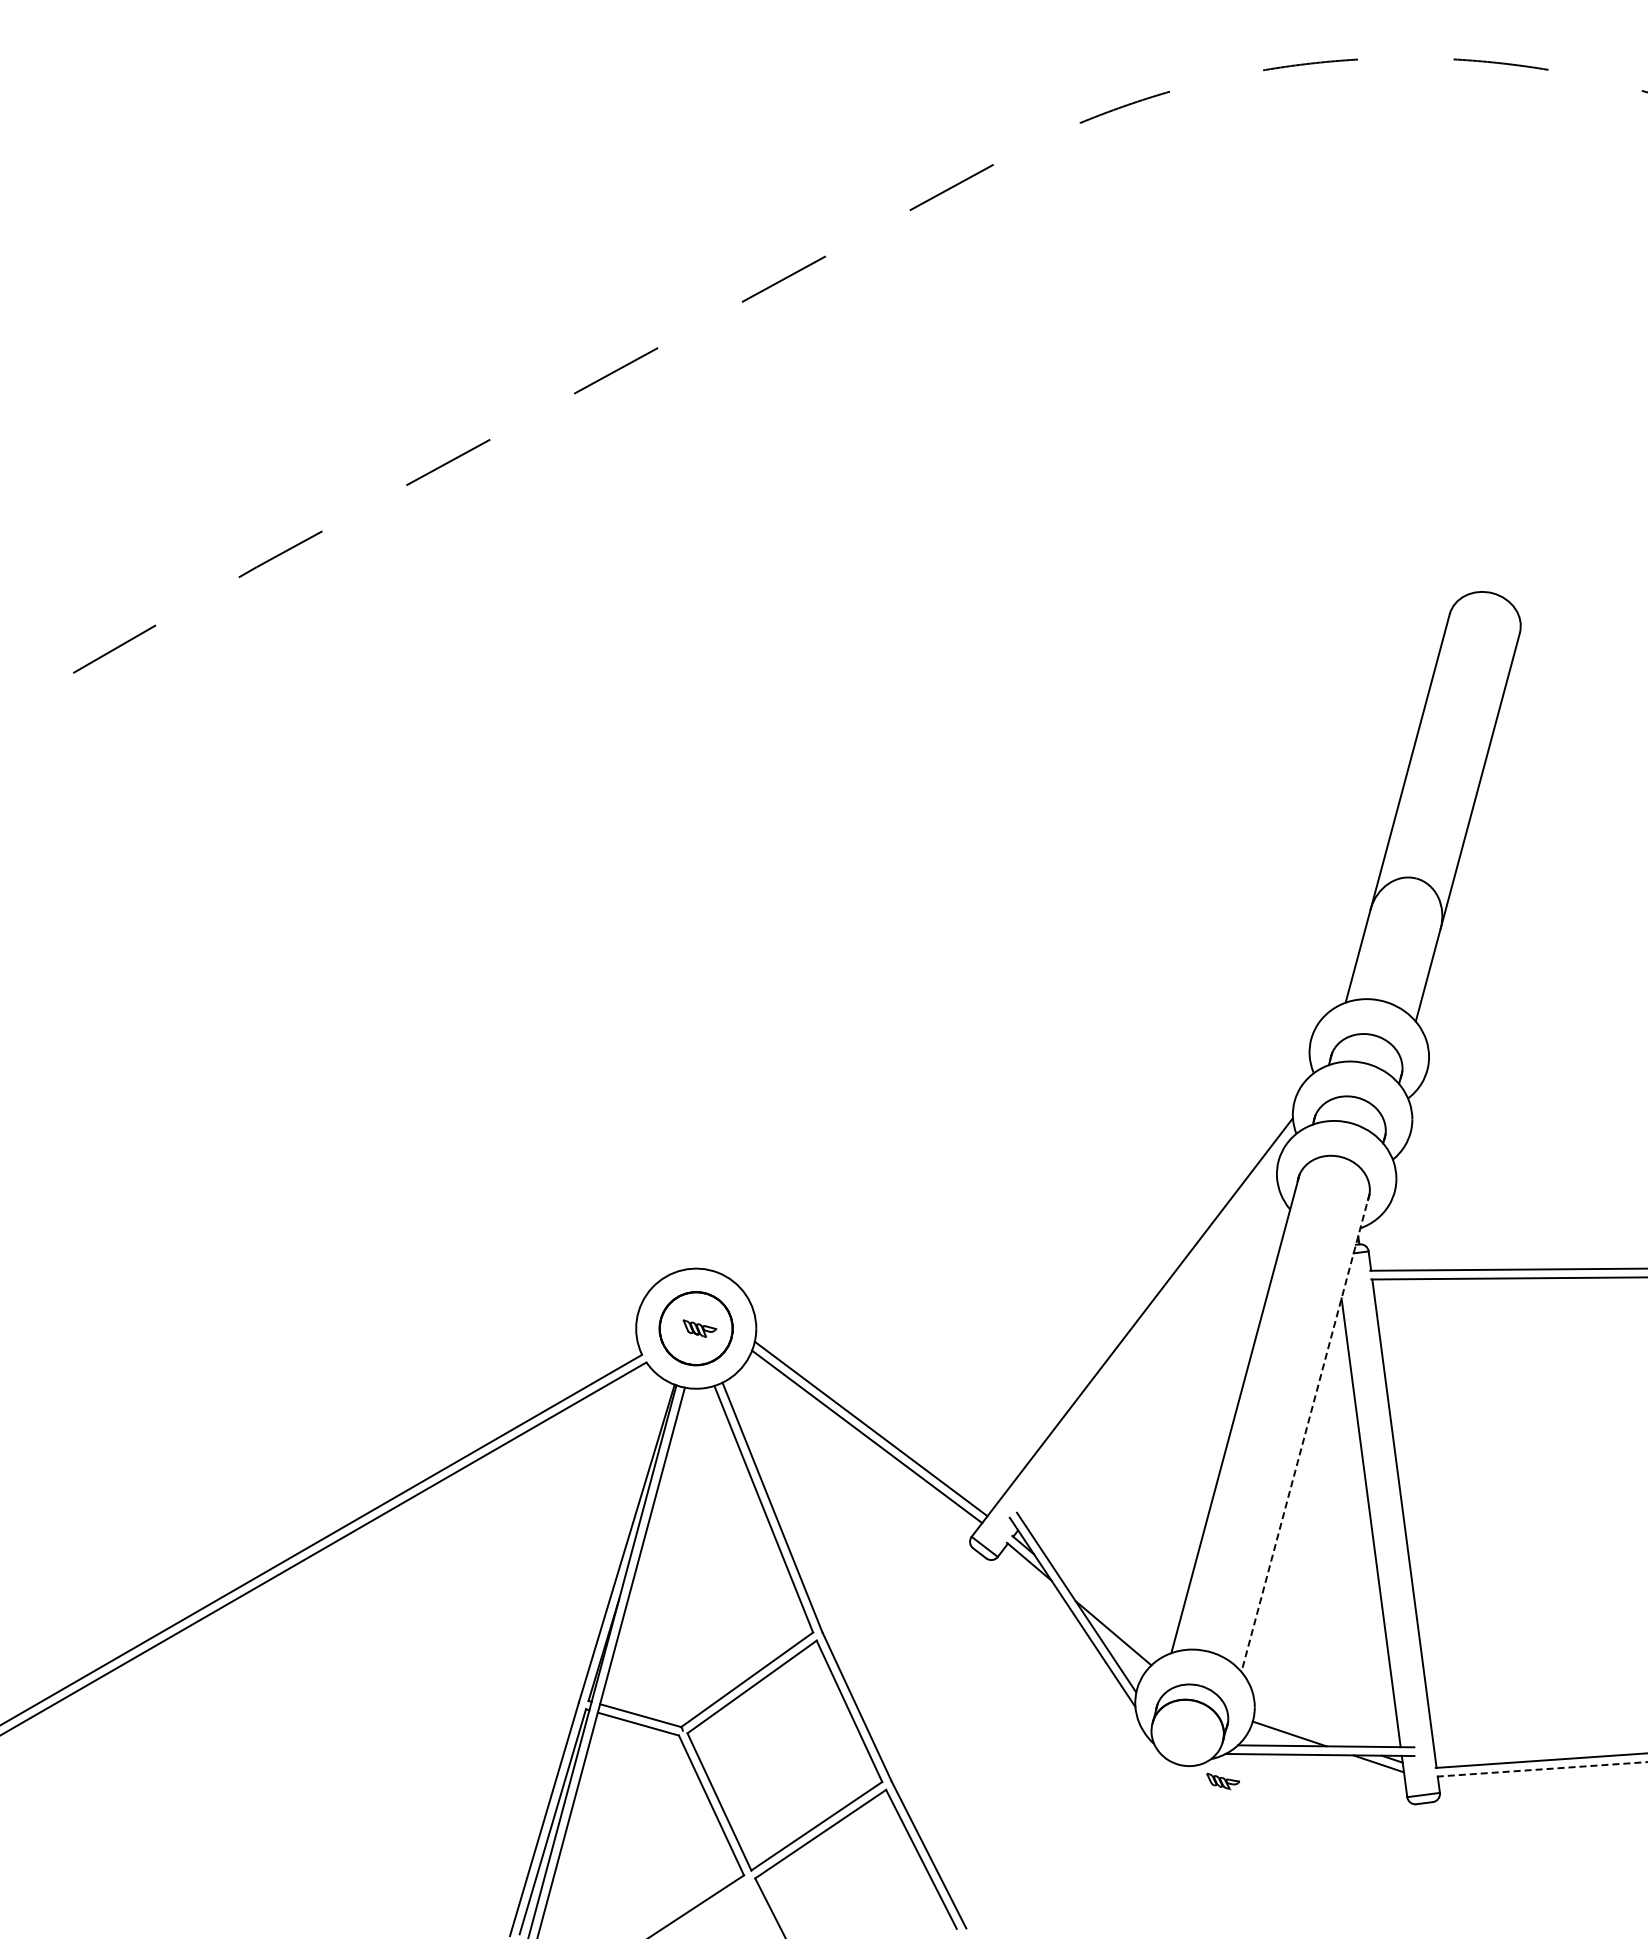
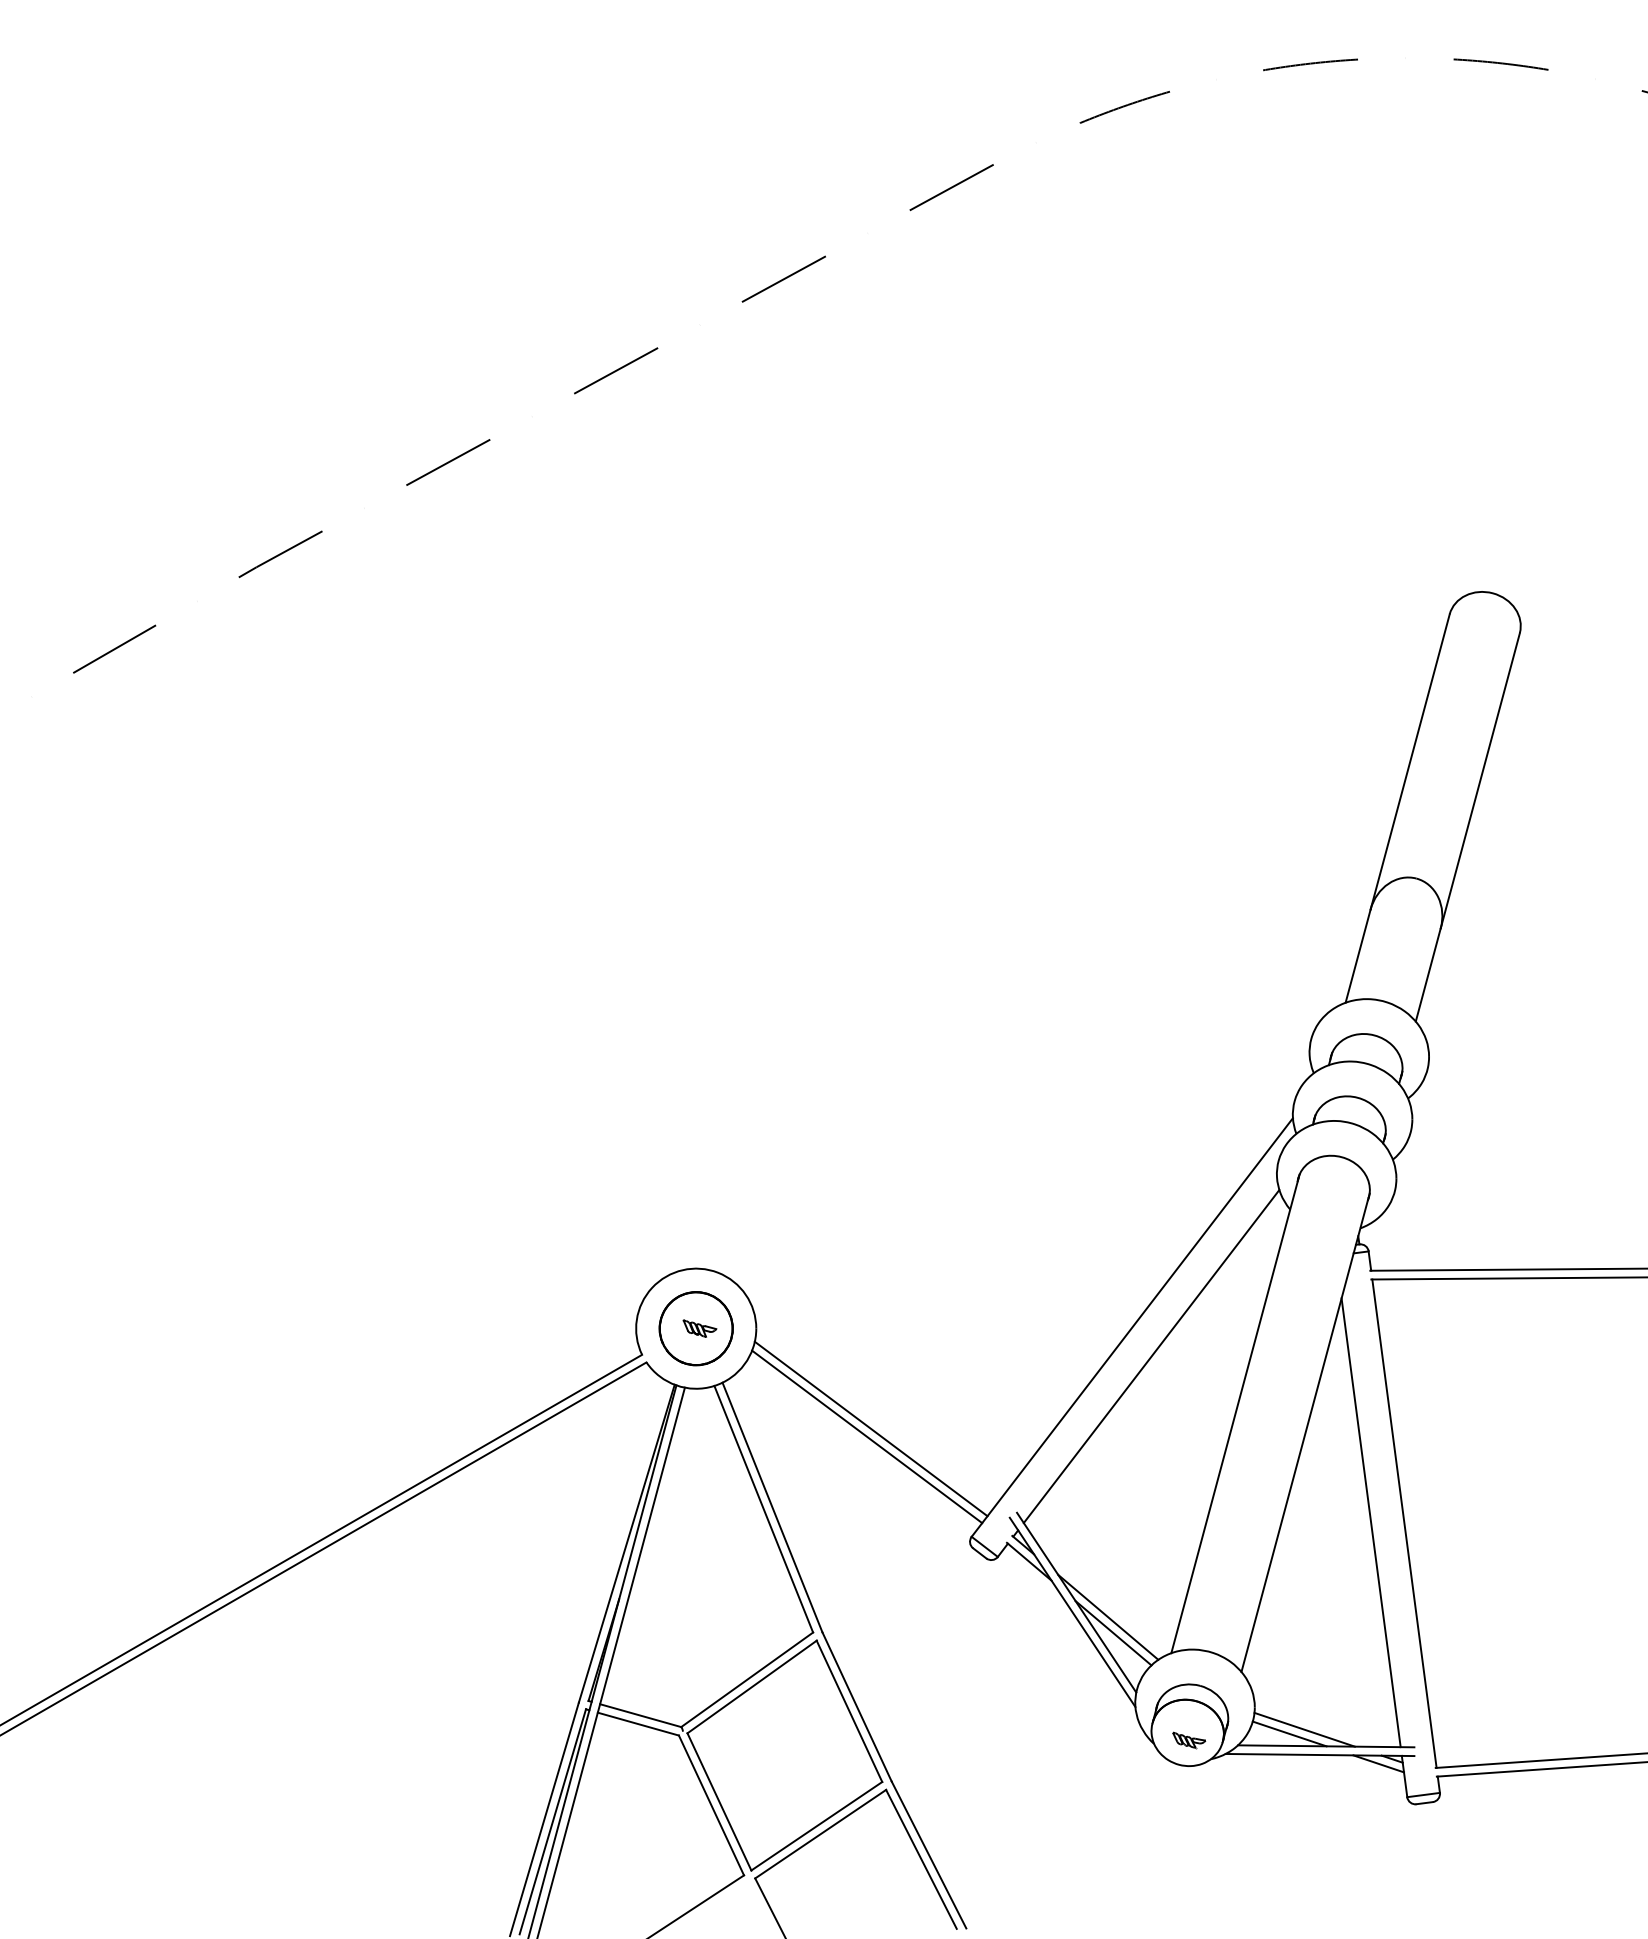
line: none -> present (1151, 1356)
line: dashed -> solid (1305, 1432)
line: none -> present (1108, 1616)
line: none -> present (1304, 1729)
line: dashed -> solid (1542, 1769)
part position: (1223, 1781) -> (1189, 1740) (1189, 1740)
